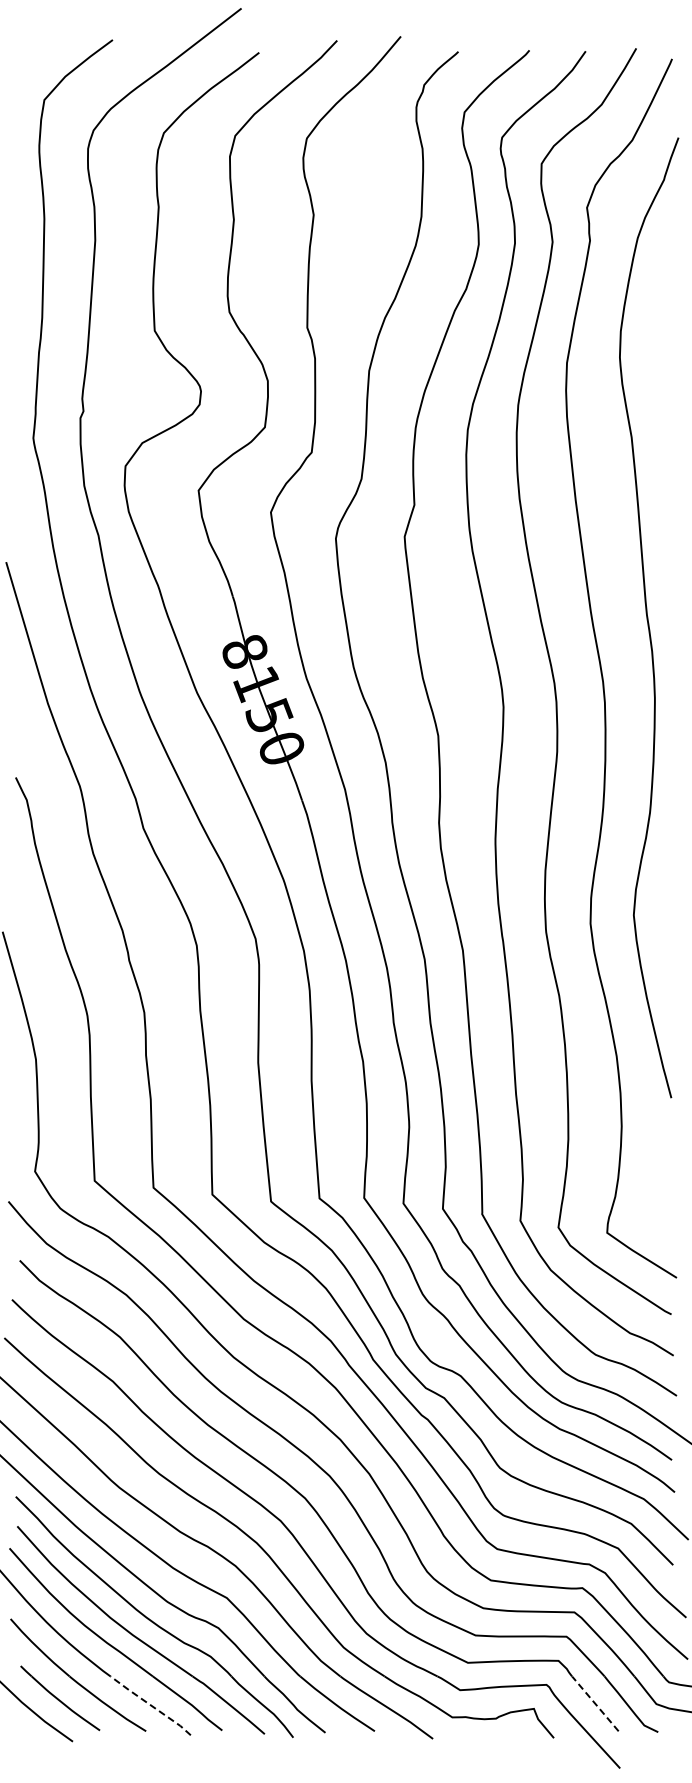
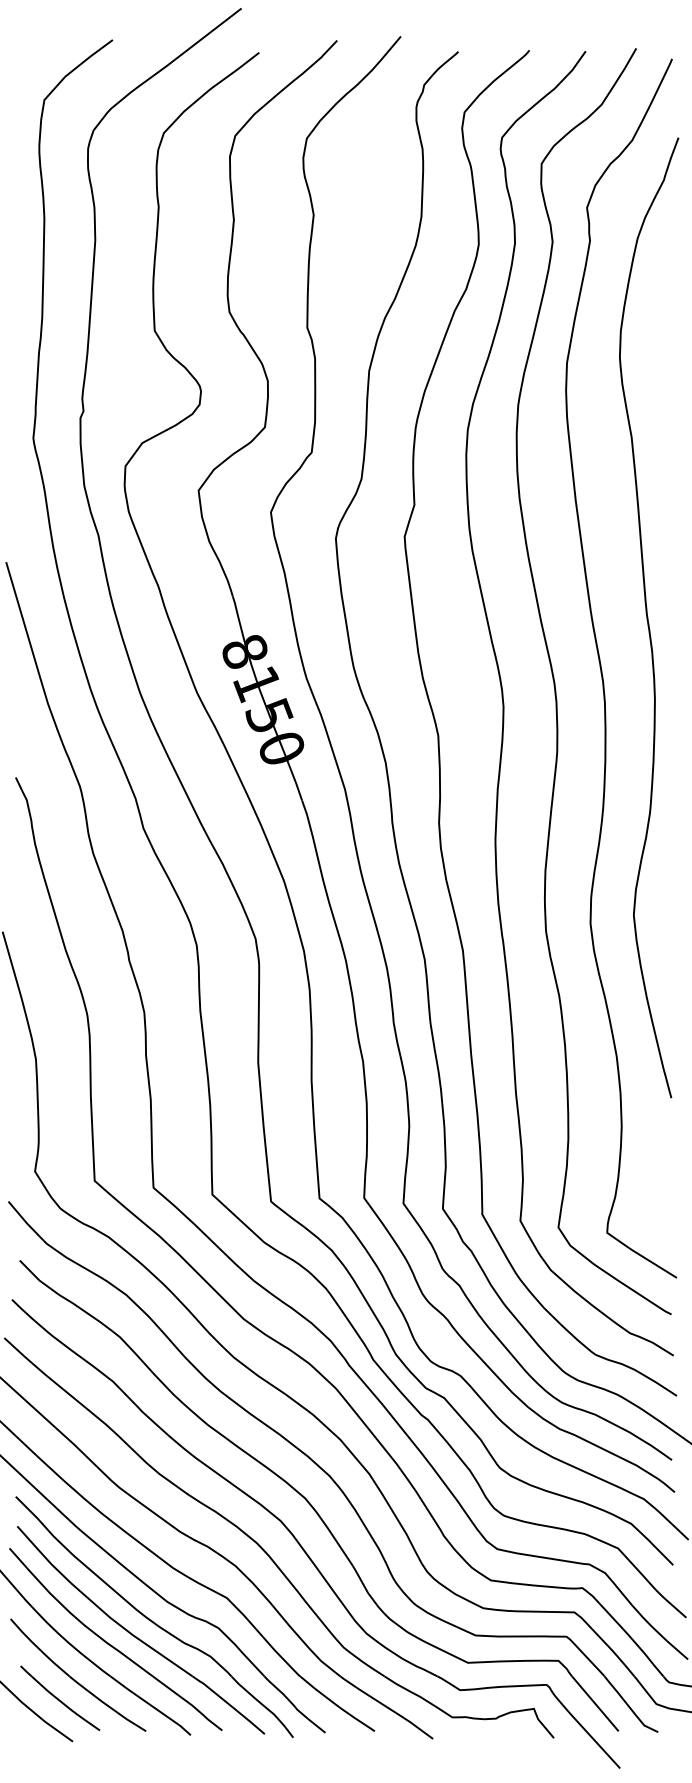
line: dashed -> solid (594, 1703)
line: dashed -> solid (150, 1705)
